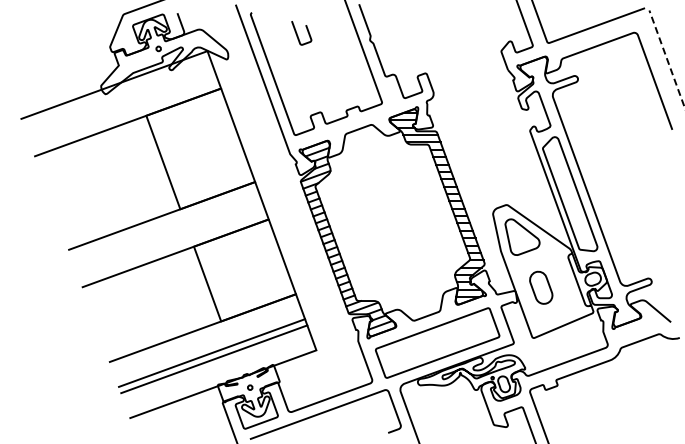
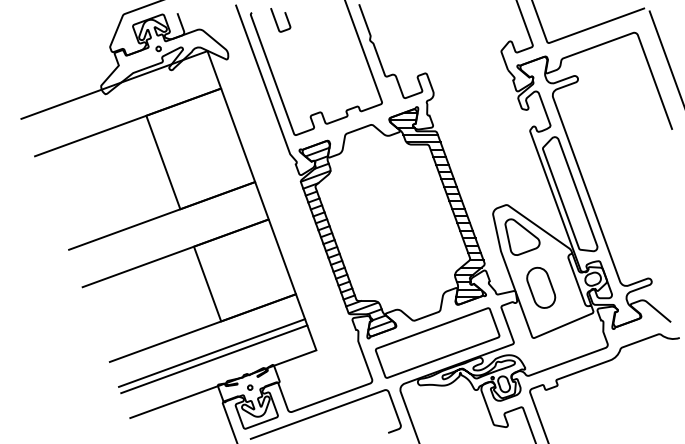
curve position: (298, 35) -> (277, 22) (277, 22)
line: dashed -> solid (667, 59)
part size: 25x35 px -> 31x43 px (541, 287)
